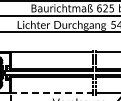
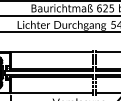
line: dashed -> solid (51, 93)
